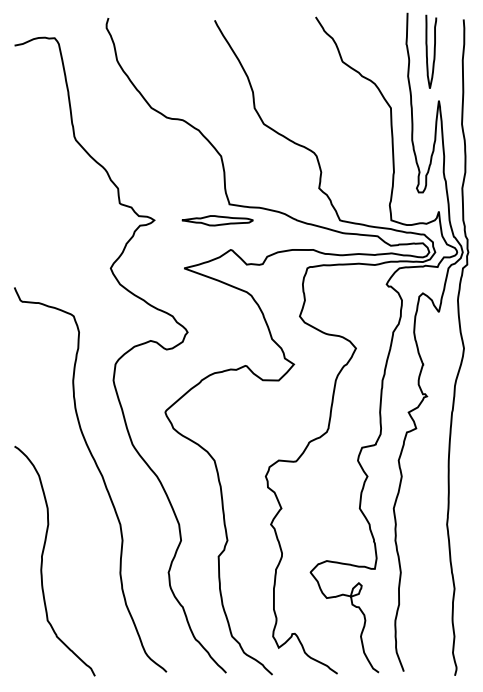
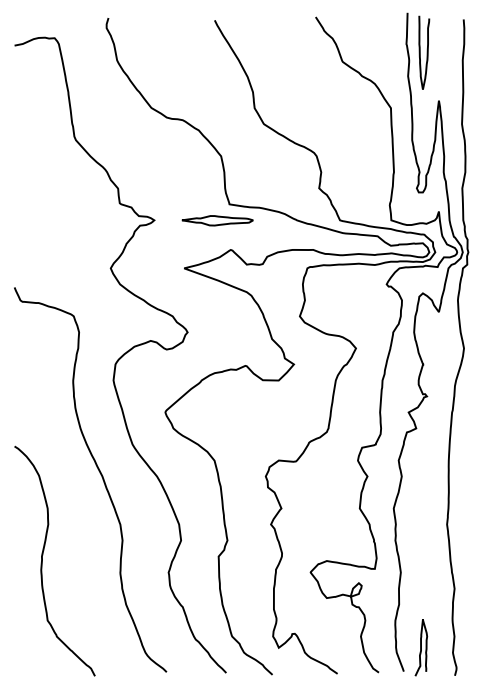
curve position: (433, 51) -> (426, 52) (426, 52)
curve: none -> present (421, 647)
